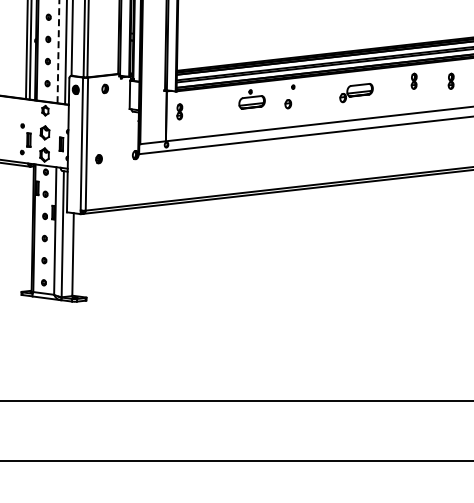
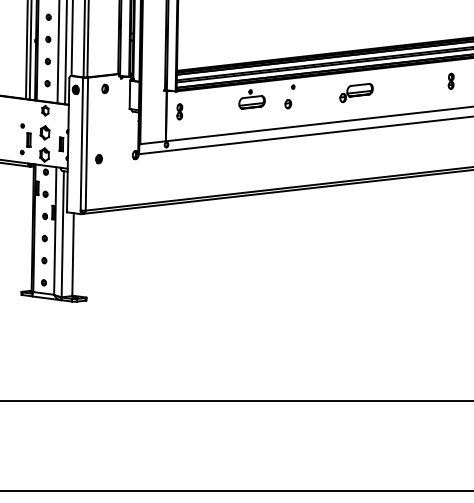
line: dashed -> solid (58, 51)
part: present -> none (413, 80)
line position: (236, 460) -> (236, 490) (236, 490)
